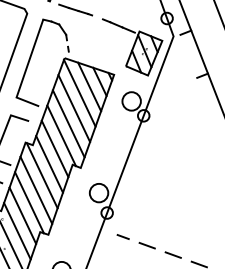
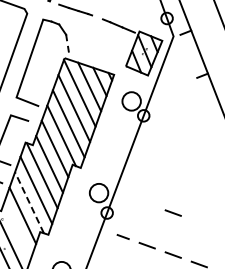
line: solid -> dashed (29, 202)
line: none -> present (172, 212)
line: present -> none (17, 231)
